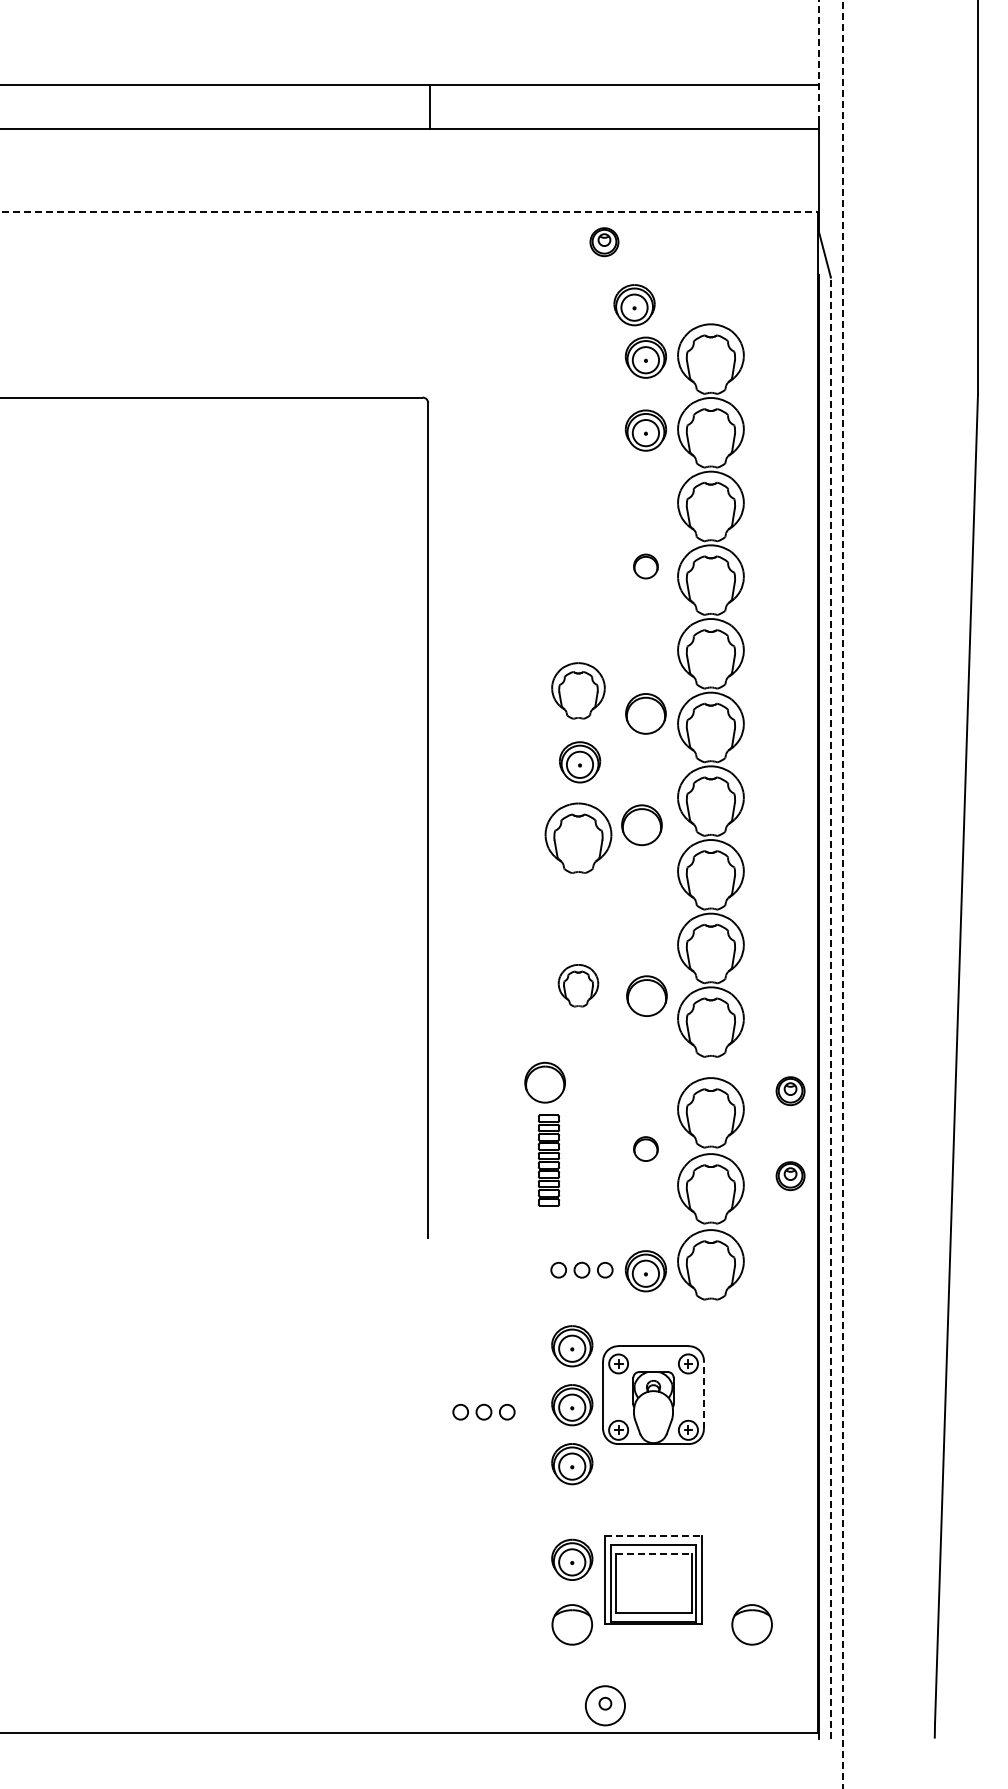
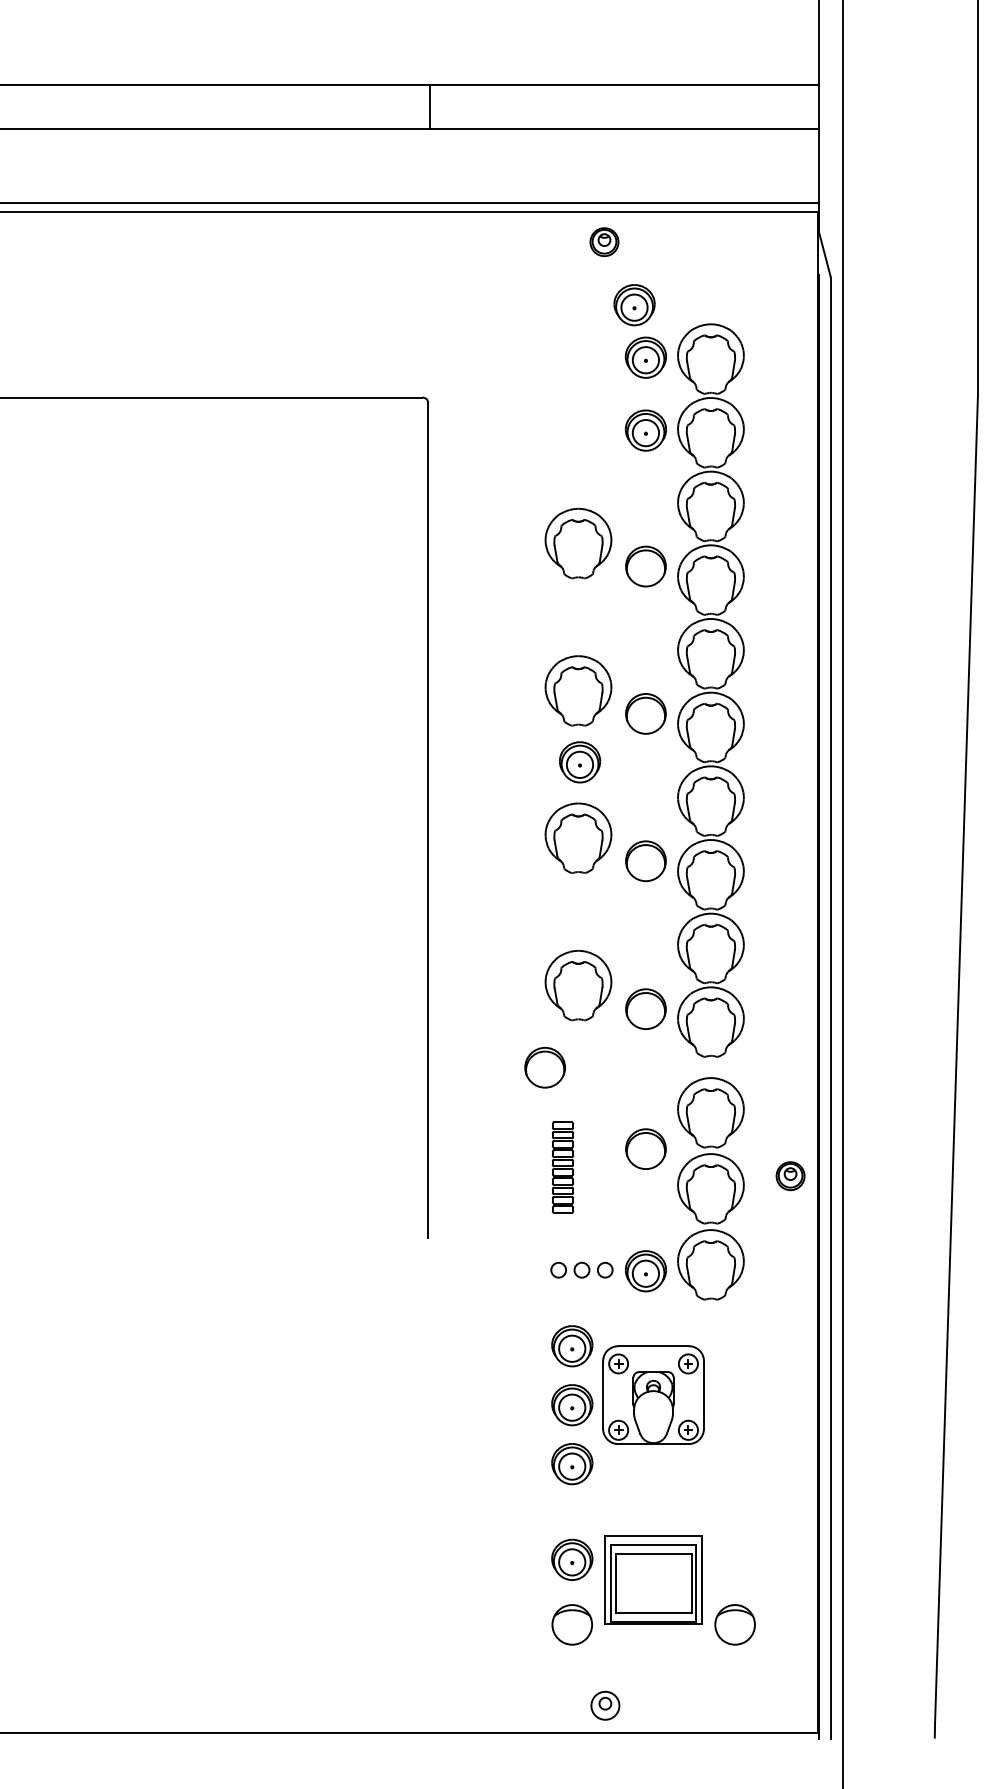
line: dashed -> solid (819, 61)
line: none -> present (410, 202)
line: dashed -> solid (410, 212)
part: none -> present (578, 543)
part size: 26x27 px -> 42x43 px (645, 566)
part size: 55x58 px -> 69x72 px (578, 690)
part position: (641, 825) -> (645, 861) (645, 861)
line: dashed -> solid (842, 894)
part size: 43x44 px -> 69x72 px (578, 985)
part position: (646, 995) -> (645, 1008) (645, 1008)
line: dashed -> solid (830, 1008)
part position: (544, 1082) -> (544, 1067) (544, 1067)
part: present -> none (790, 1091)
part size: 26x26 px -> 42x42 px (645, 1148)
part position: (548, 1160) -> (562, 1167) (562, 1167)
line: dashed -> solid (703, 1395)
part: present -> none (483, 1411)
line: dashed -> solid (654, 1535)
line: dashed -> solid (653, 1553)
part position: (751, 1624) -> (734, 1624) (734, 1624)
circle diameter: 39 px -> 28 px (605, 1705)
